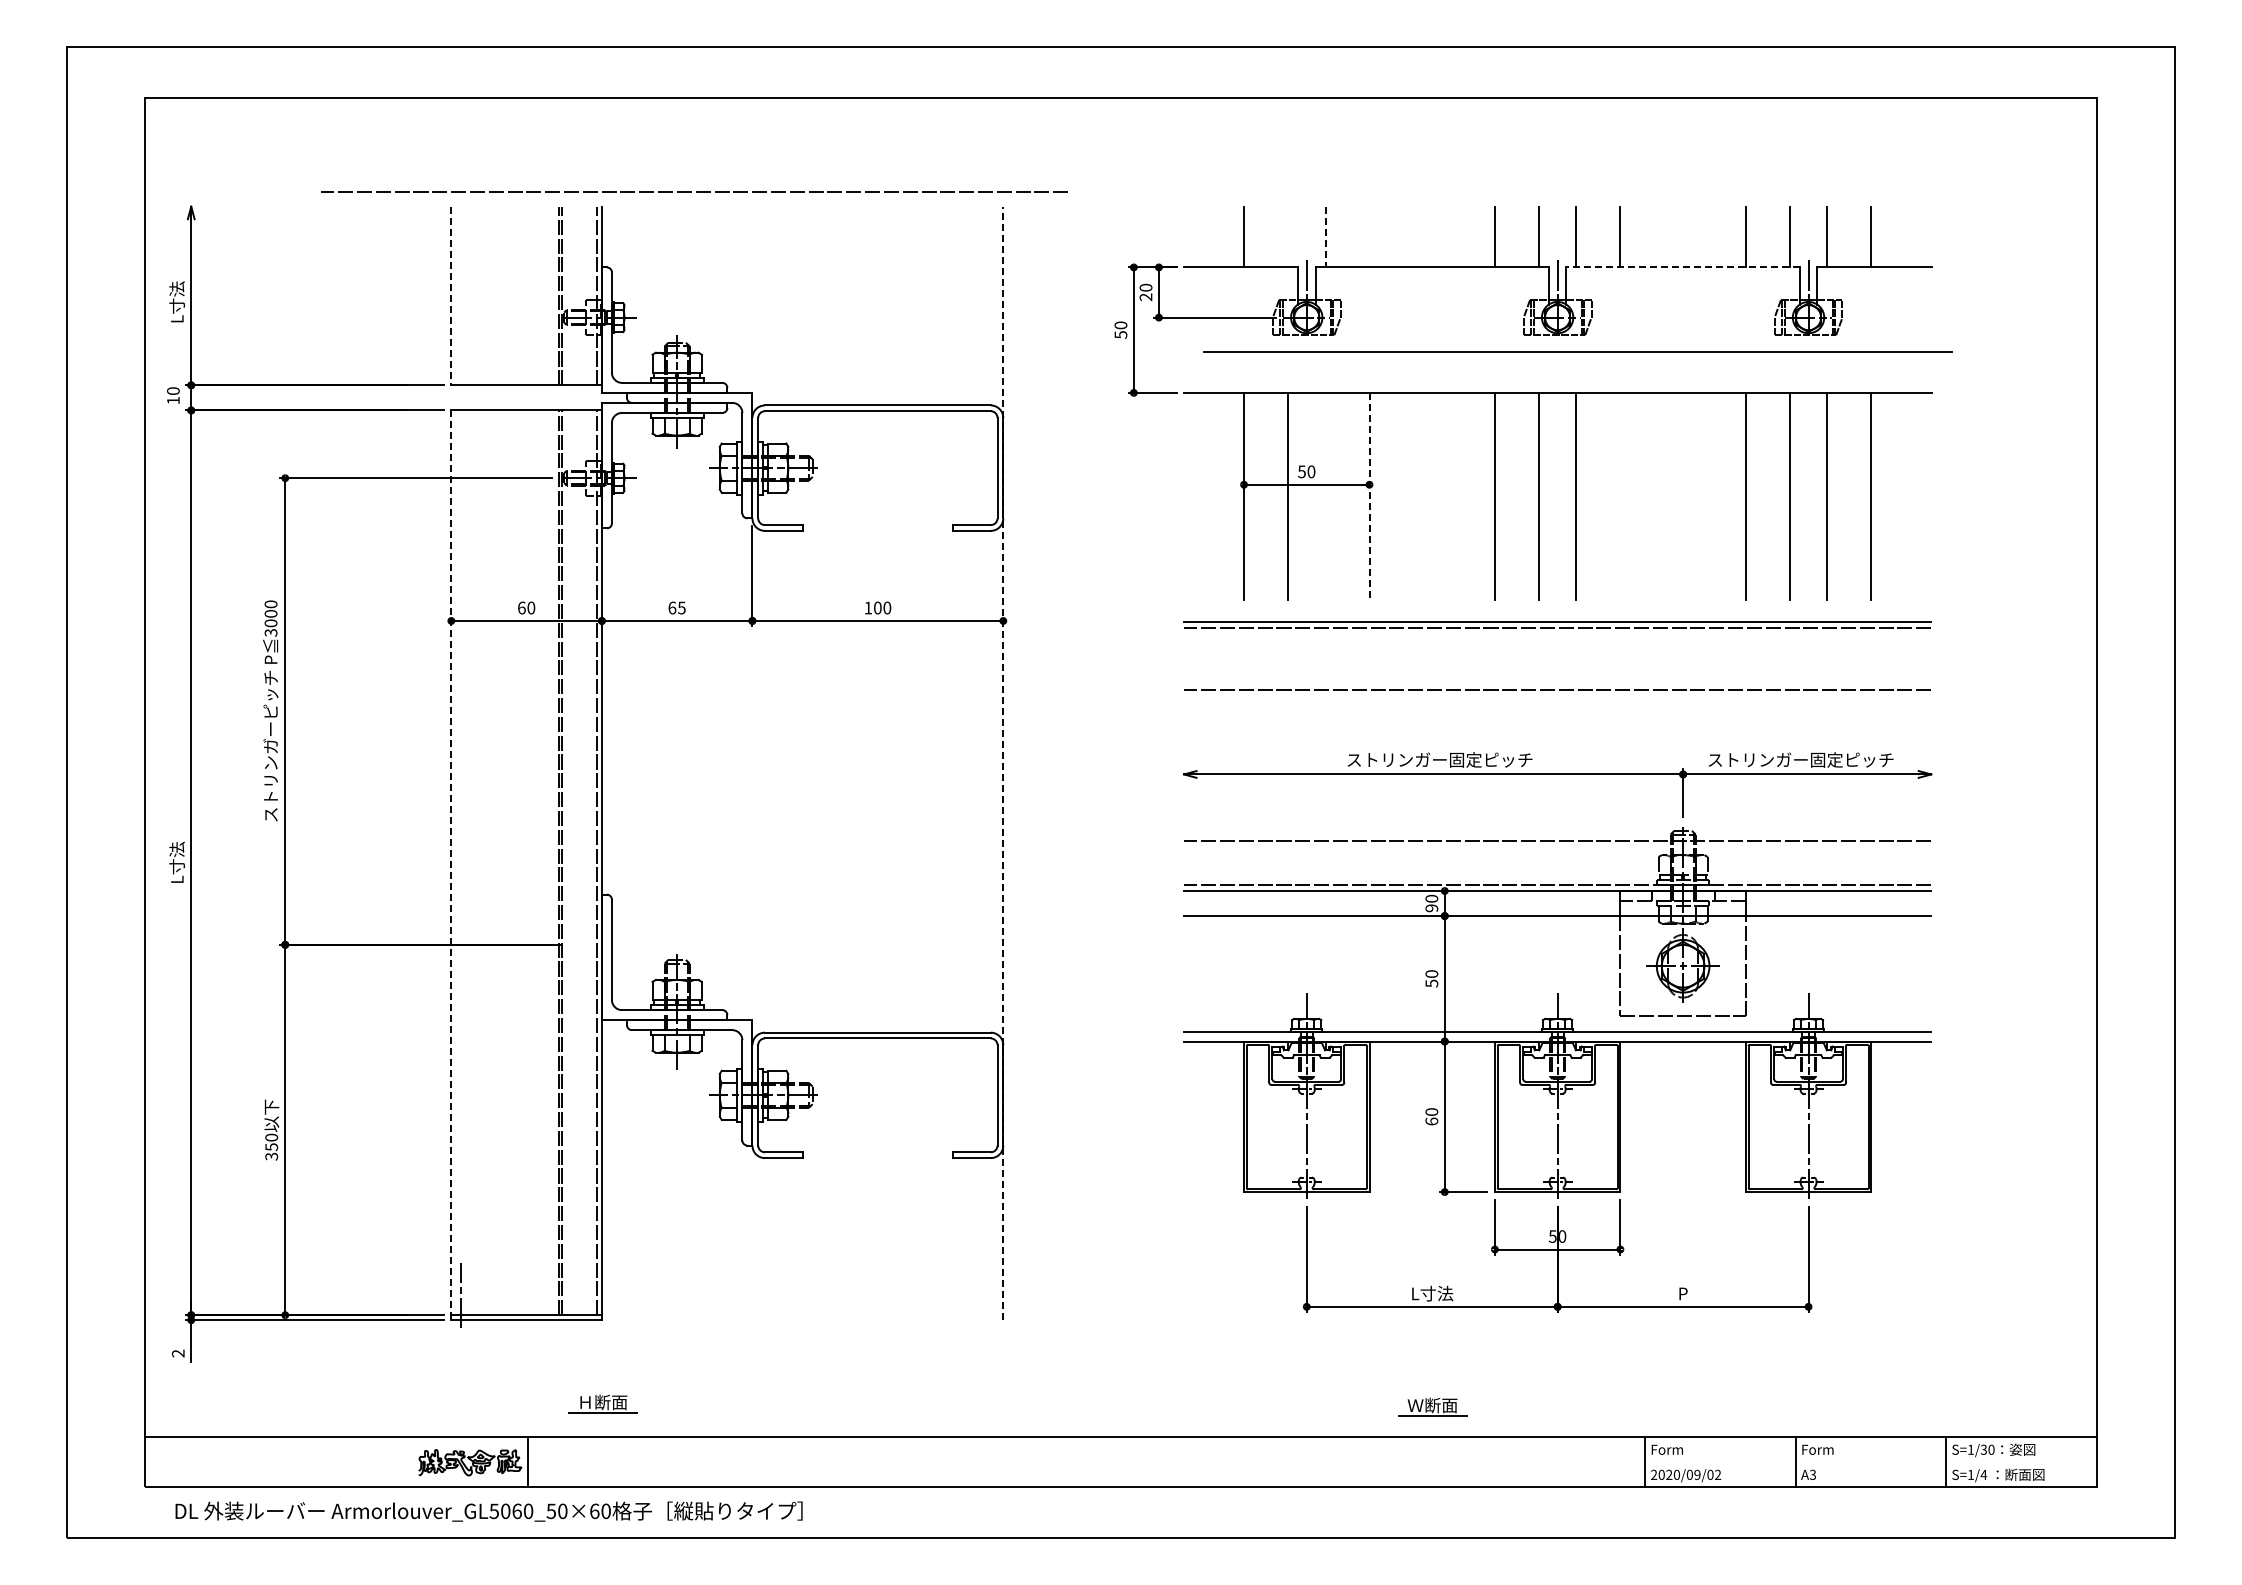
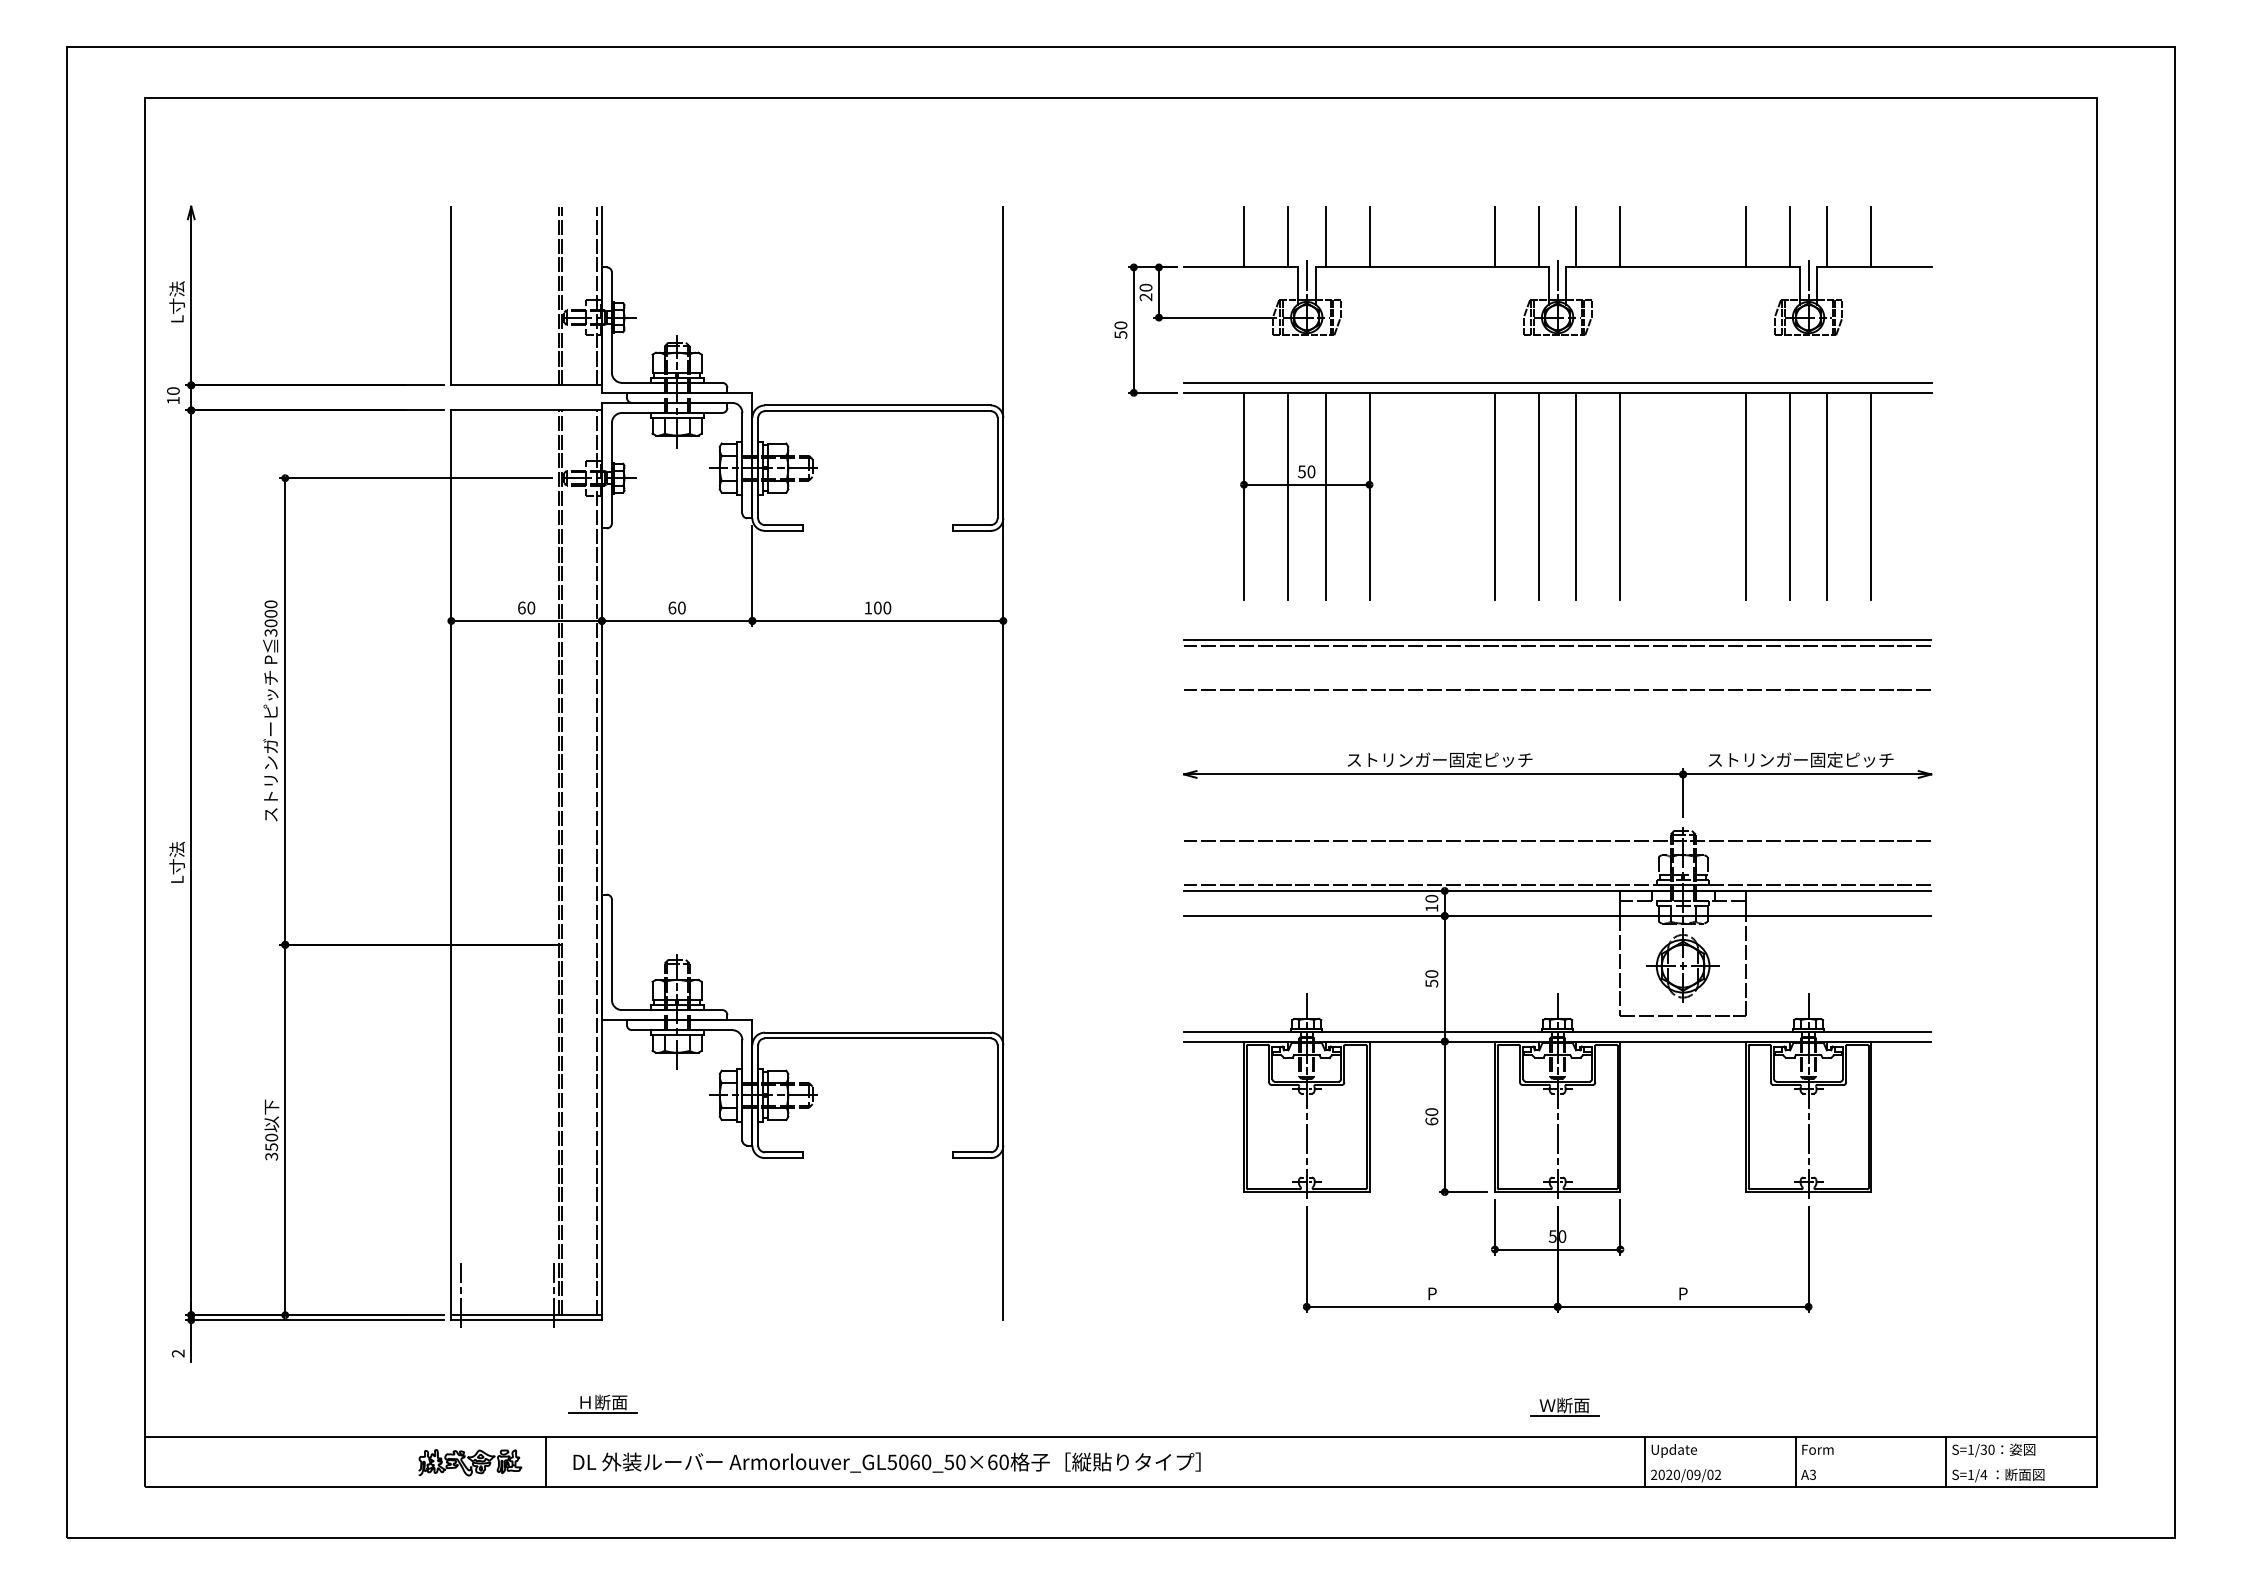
line: present -> none (696, 191)
line: none -> present (1287, 236)
line: none -> present (1369, 236)
line: dashed -> solid (1325, 237)
line: dashed -> solid (1683, 267)
line: dashed -> solid (451, 296)
line position: (1577, 351) -> (1557, 382) (1557, 382)
line: none -> present (1325, 495)
line: none -> present (1620, 495)
line: dashed -> solid (1369, 496)
text: 65 -> 60 (681, 607)
part position: (1557, 624) -> (1557, 642) (1557, 642)
line: dashed -> solid (1003, 763)
line: dashed -> solid (451, 865)
text: 90 -> 10 (1431, 908)
text: L寸法 -> P (1432, 1293)
line: none -> present (554, 1295)
part position: (1432, 1406) -> (1564, 1406) (1564, 1406)
text: Form -> Update (1674, 1450)
line position: (528, 1462) -> (546, 1462) (546, 1462)
text position: (488, 1511) -> (886, 1462) (886, 1462)
